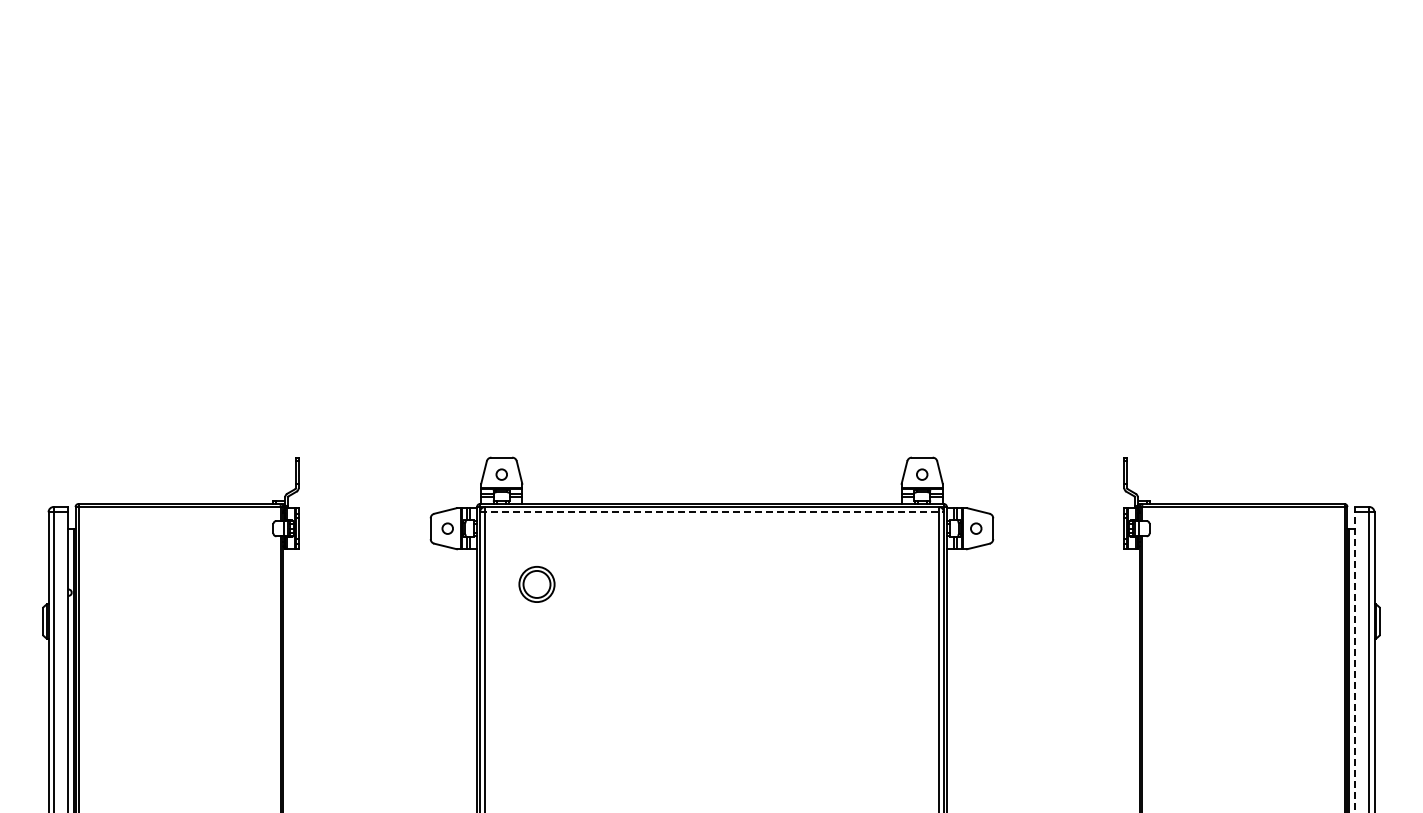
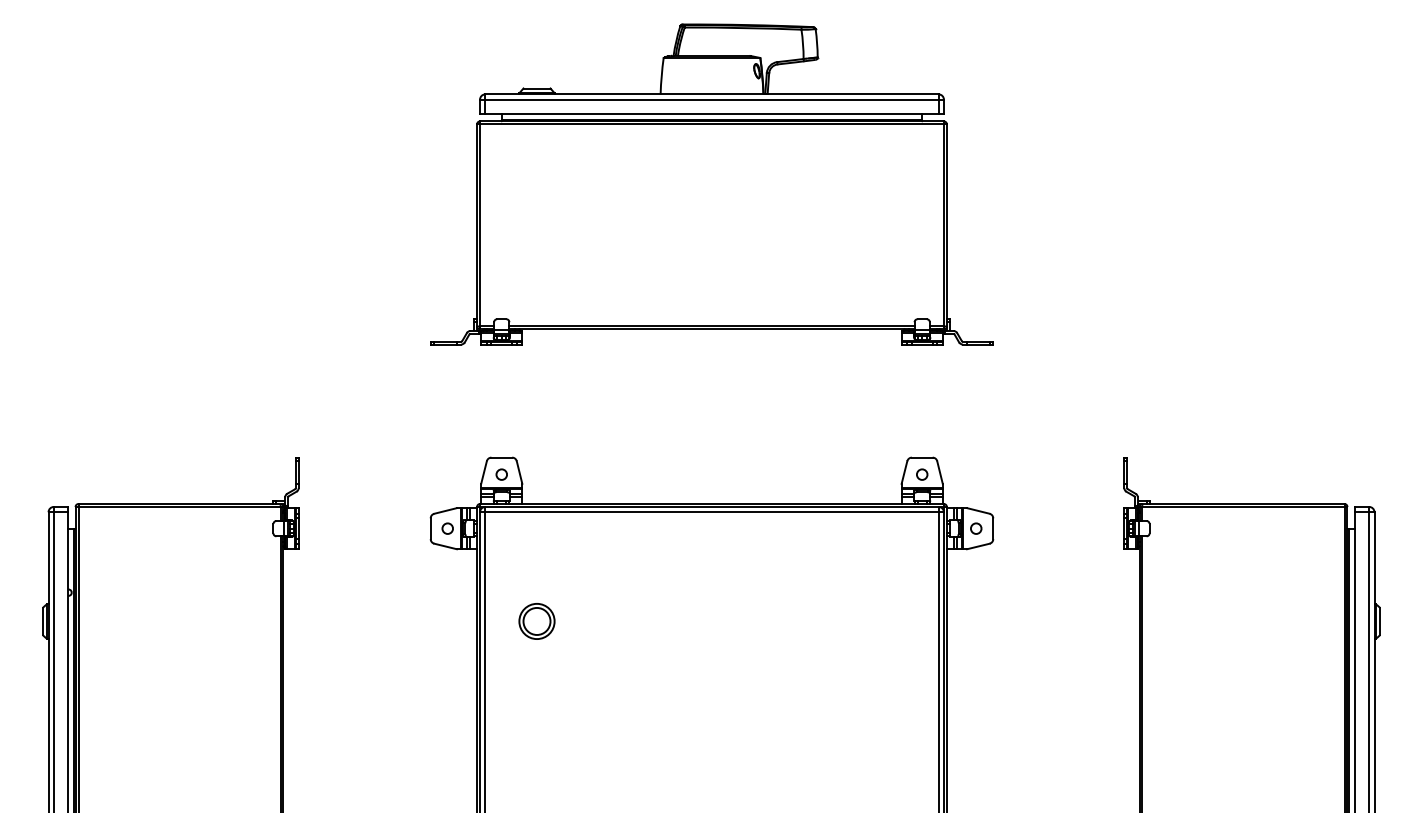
part: none -> present (711, 184)
line: dashed -> solid (712, 512)
part position: (536, 584) -> (536, 621) (536, 621)
line: dashed -> solid (1355, 659)
